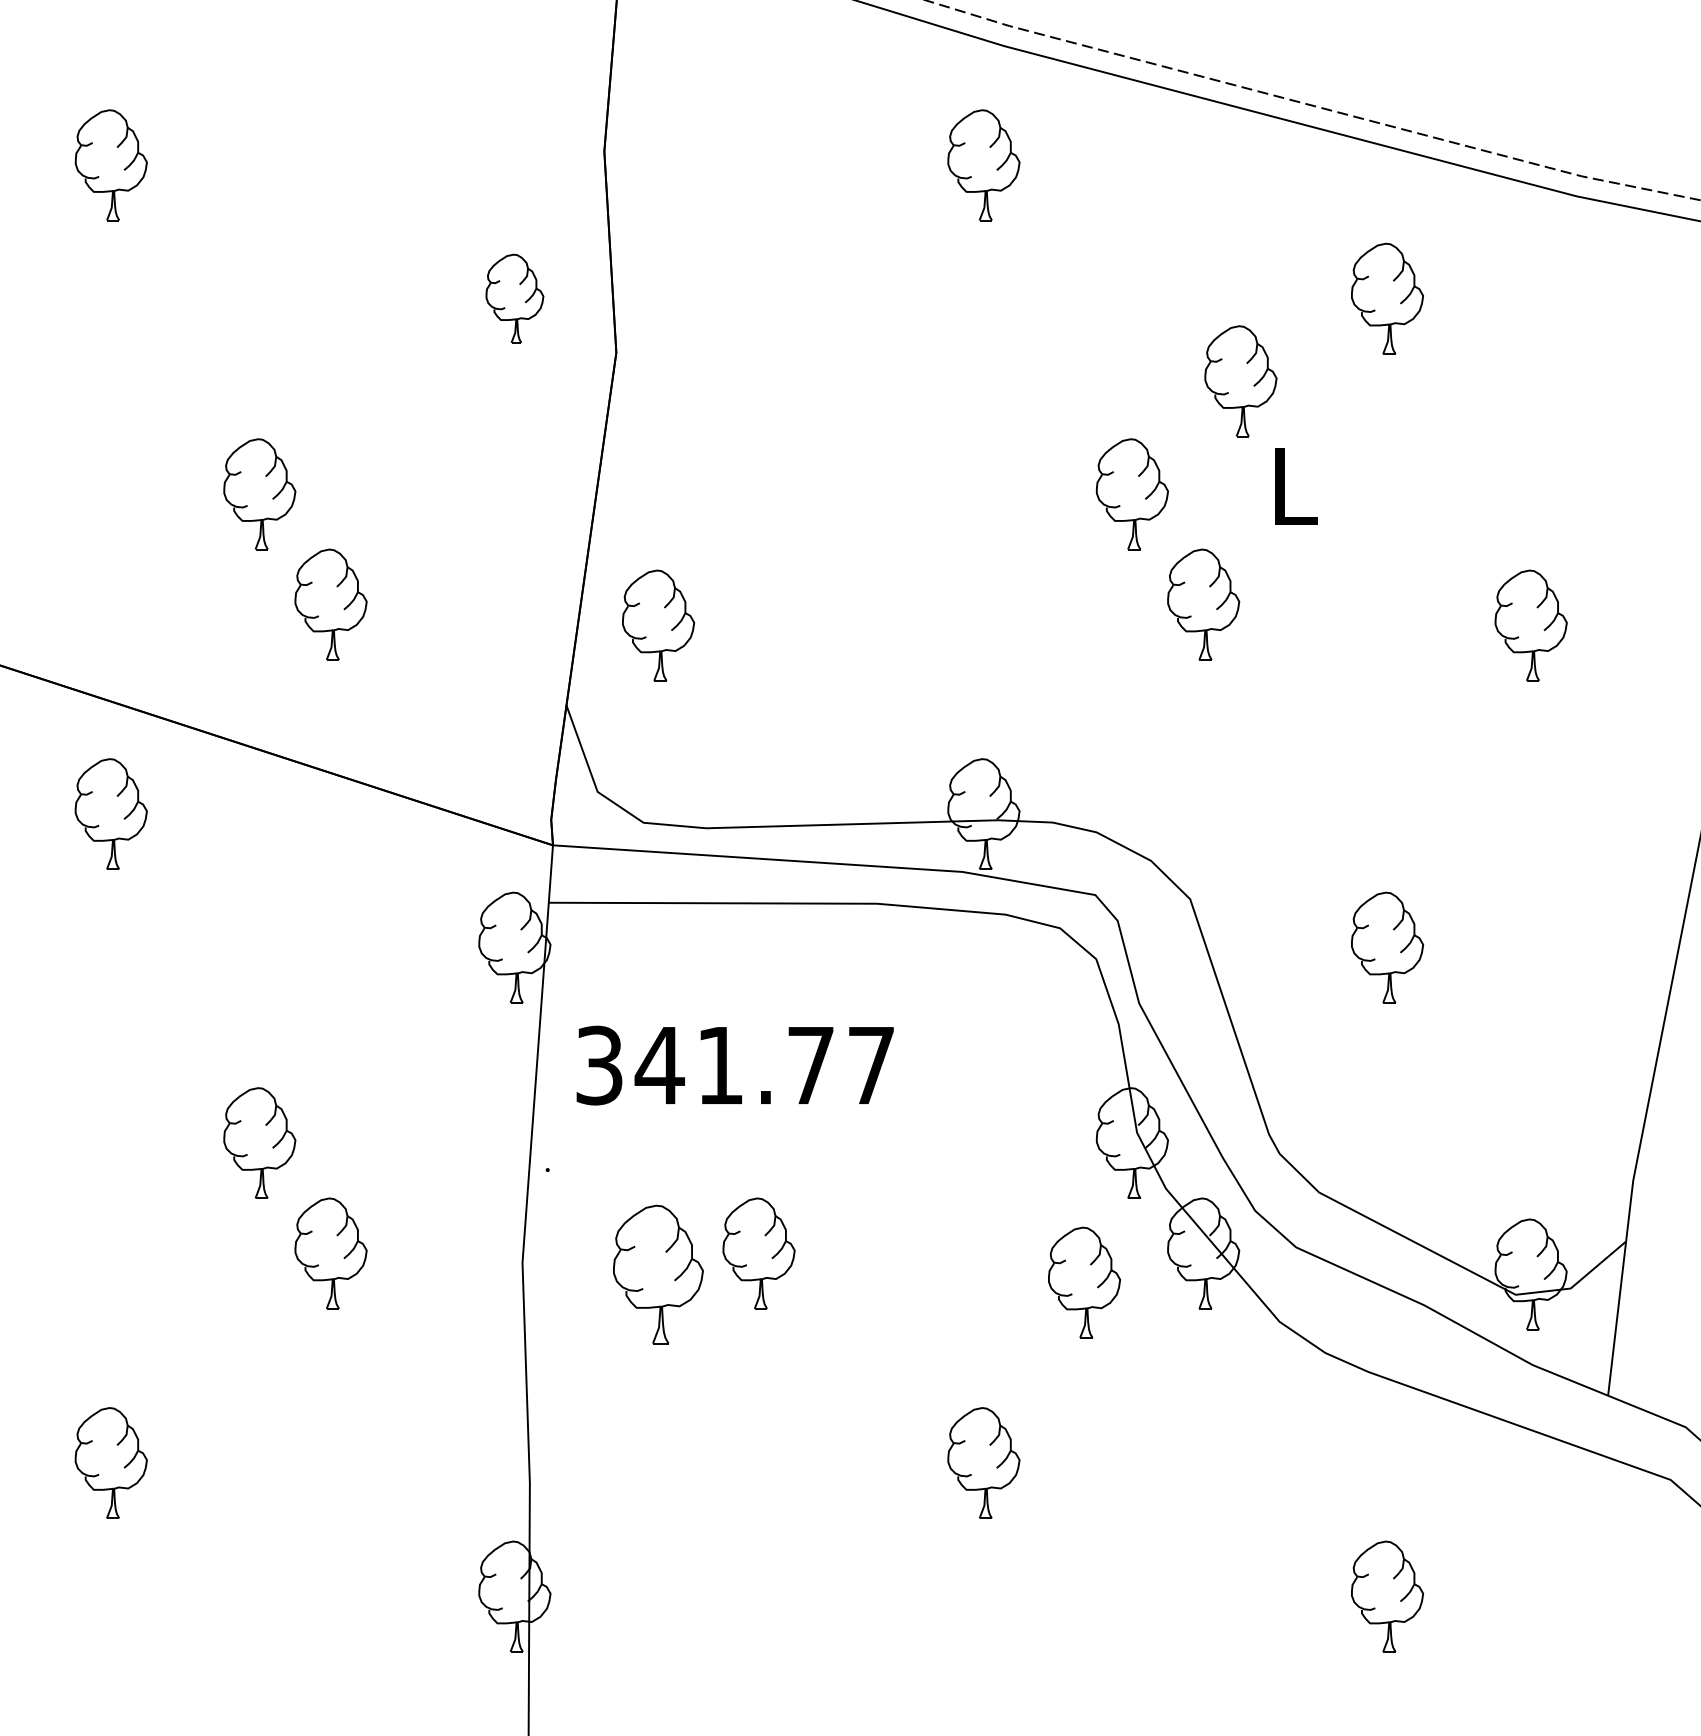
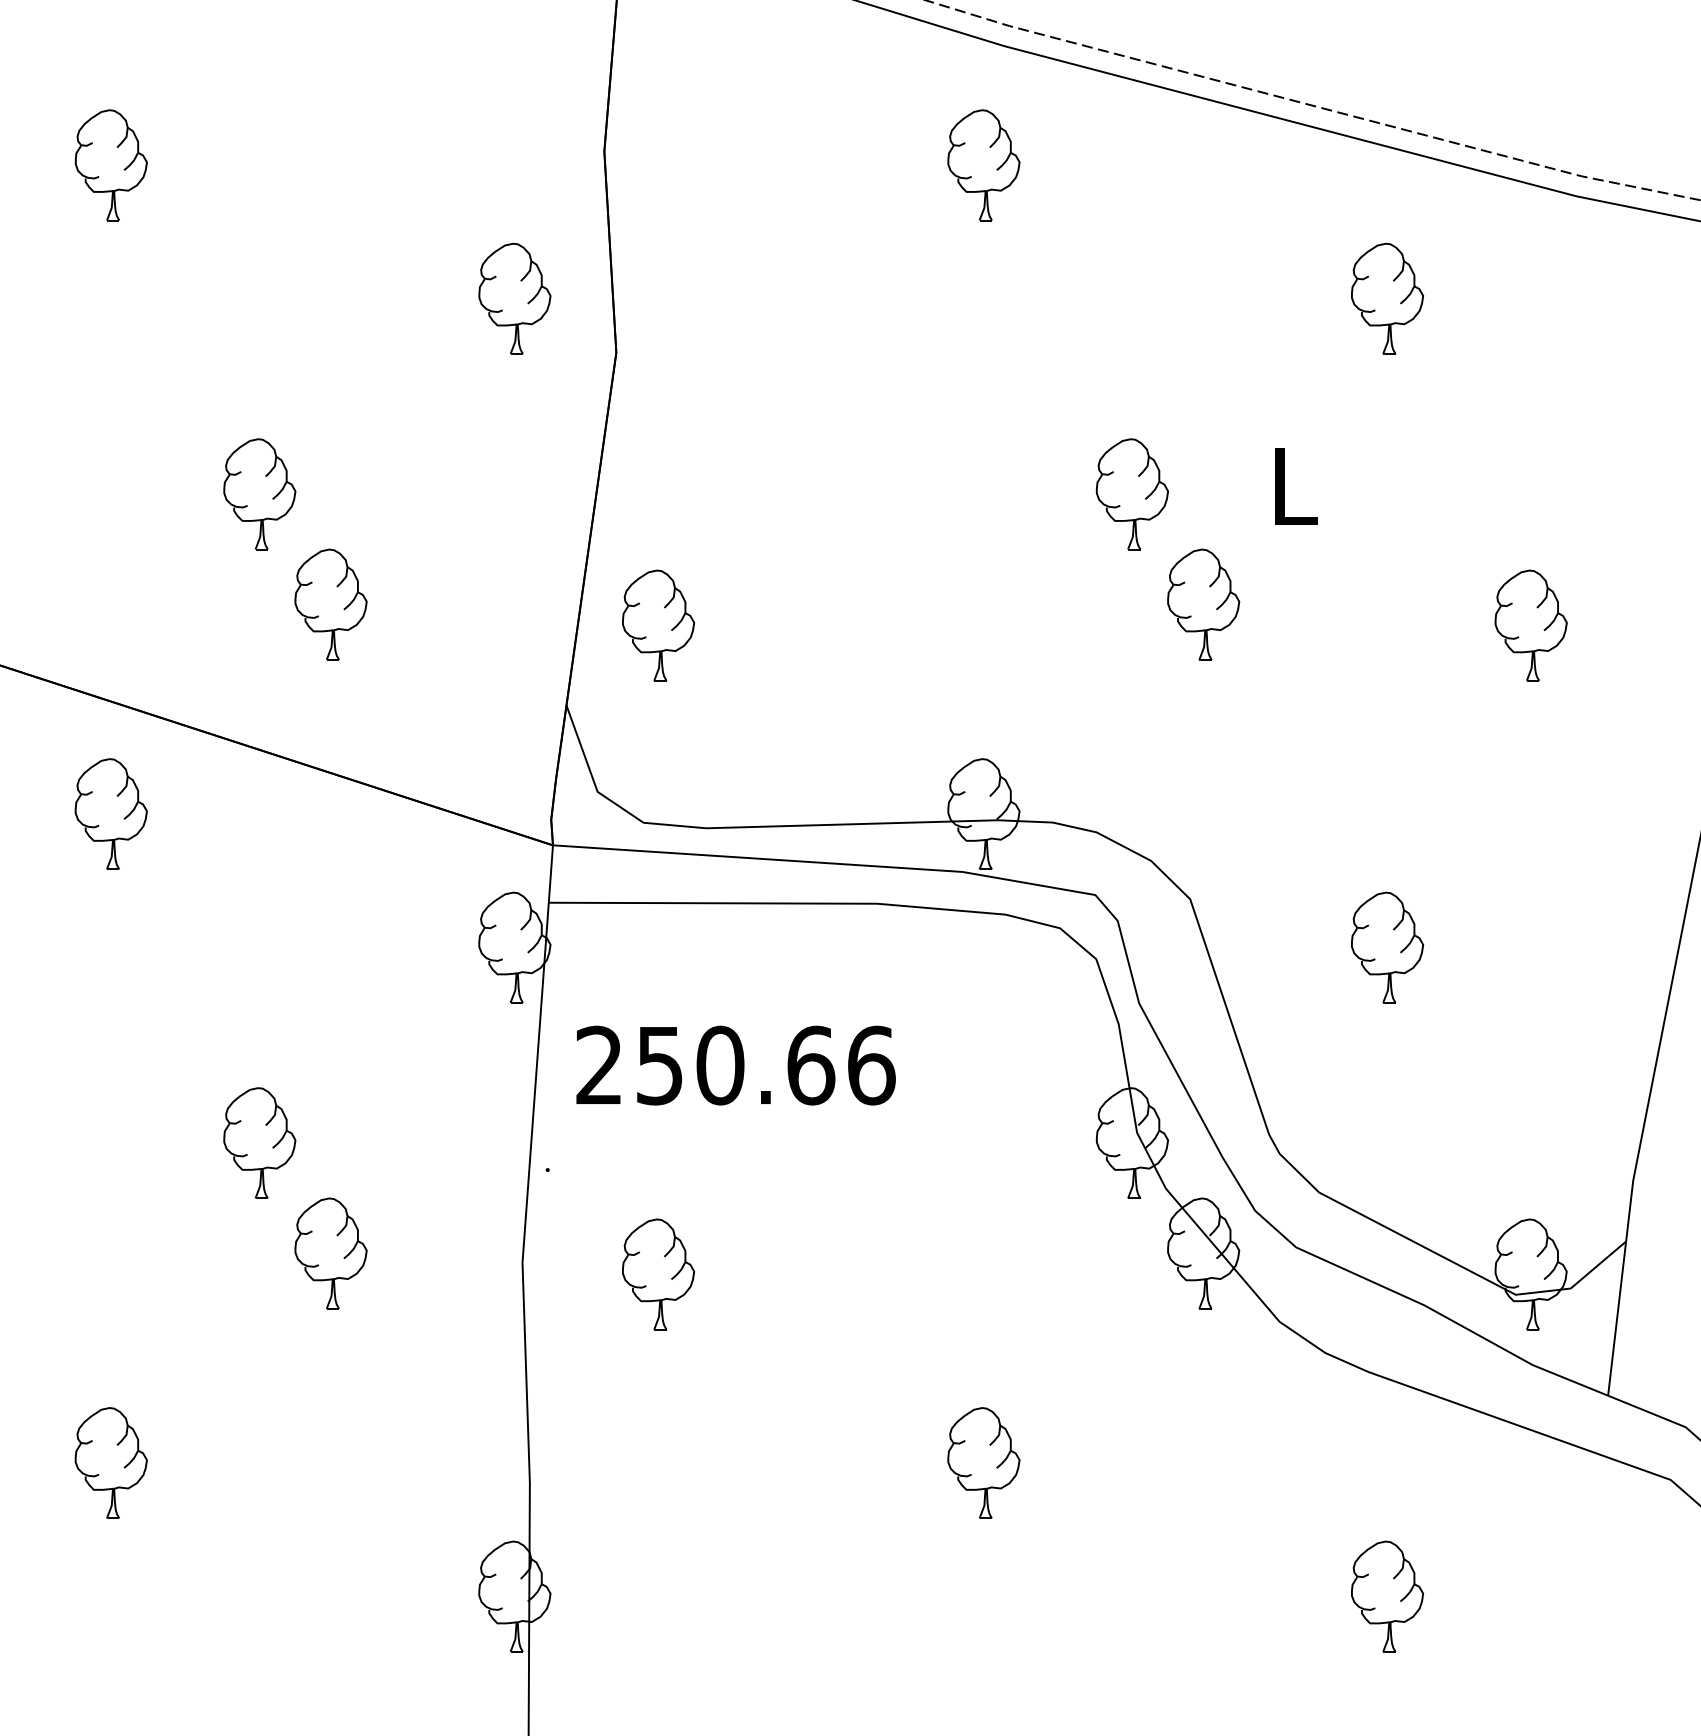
part size: 60x91 px -> 74x113 px (514, 298)
part: present -> none (1240, 381)
text: 341.77 -> 250.66 (735, 1065)
part: present -> none (758, 1253)
part size: 91x141 px -> 74x113 px (658, 1274)
part: present -> none (1084, 1282)
